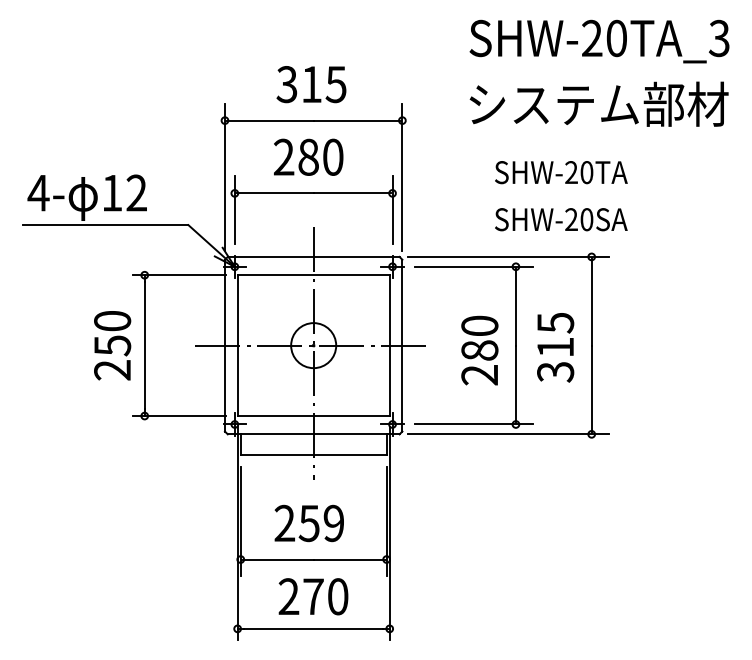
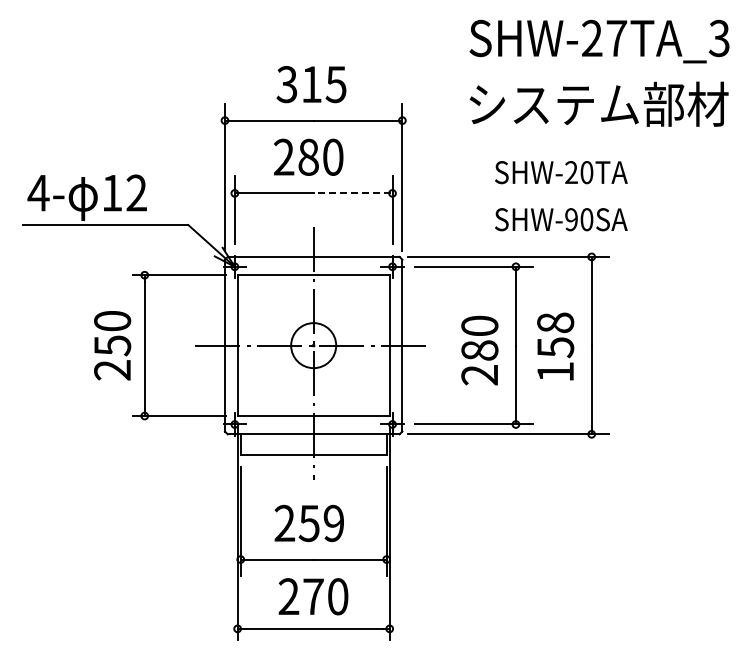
text: SHW-20TA_3 -> SHW-27TA_3 (616, 38)
line: solid -> dashed (352, 193)
text: SHW-20SA -> SHW-90SA (571, 219)
text: 315 -> 158 (555, 347)
